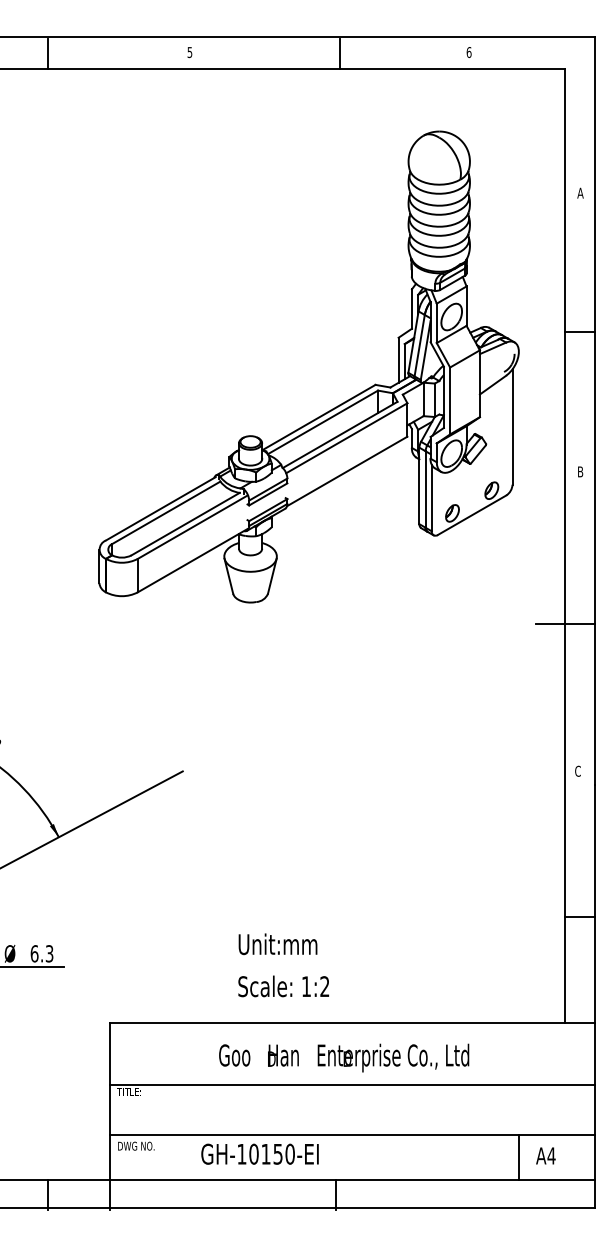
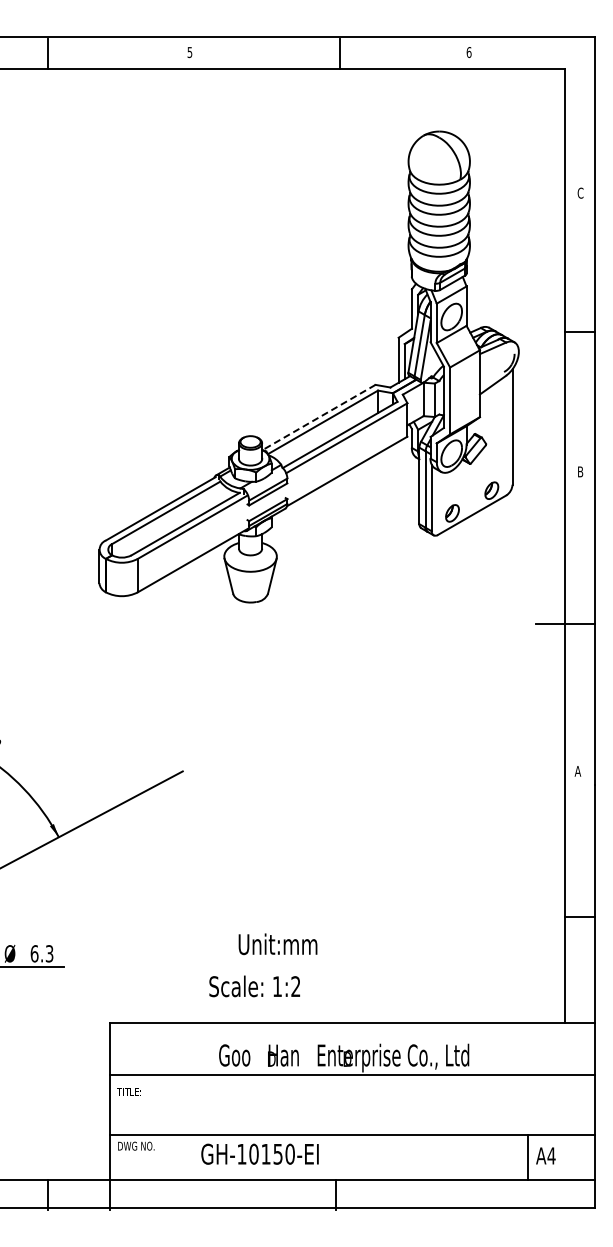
text: A -> C (580, 192)
line: solid -> dashed (318, 417)
text: C -> A (577, 770)
text position: (283, 986) -> (254, 986) (254, 986)
line position: (352, 1085) -> (352, 1075) (352, 1075)
line position: (518, 1157) -> (527, 1157) (527, 1157)
